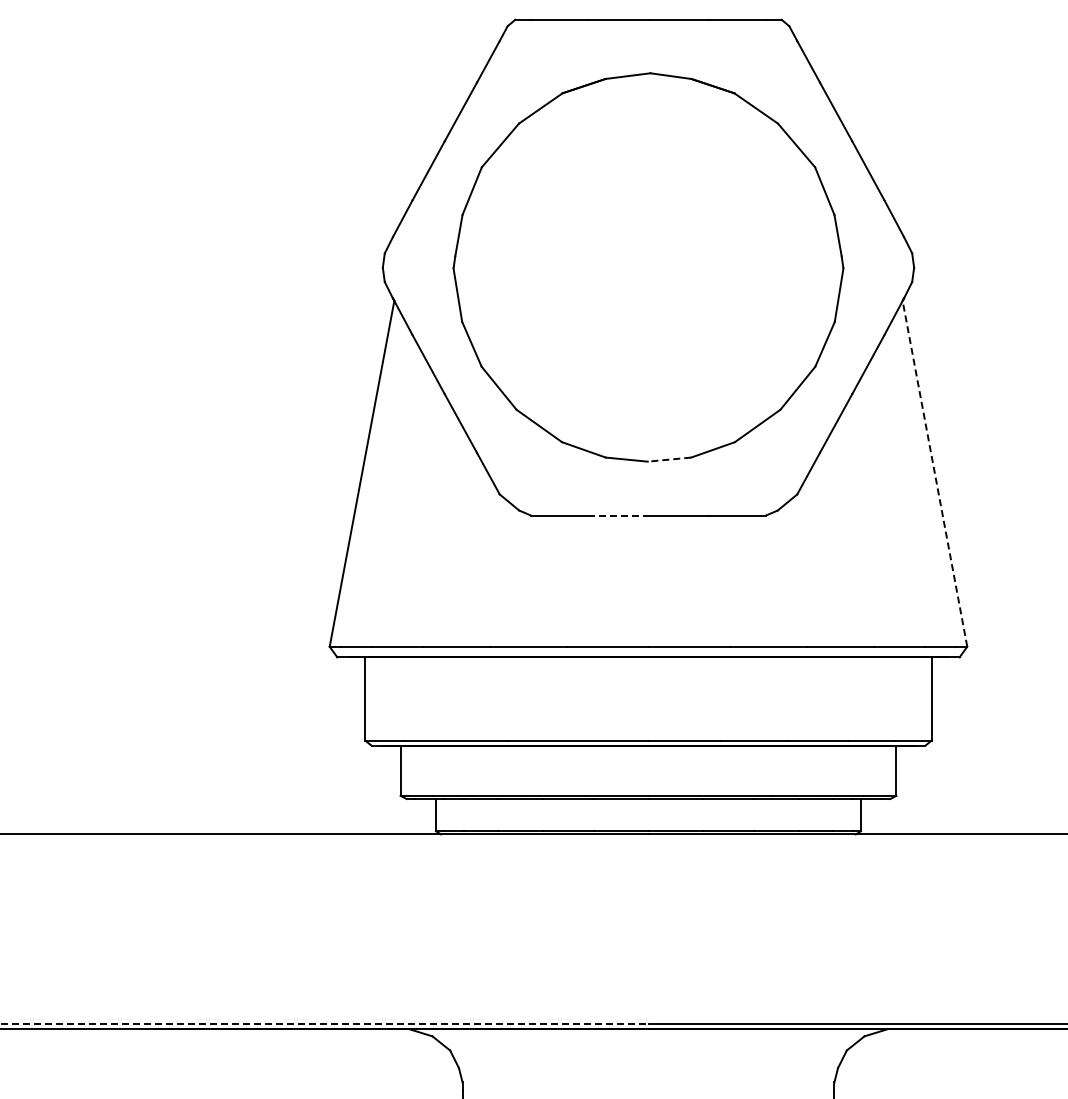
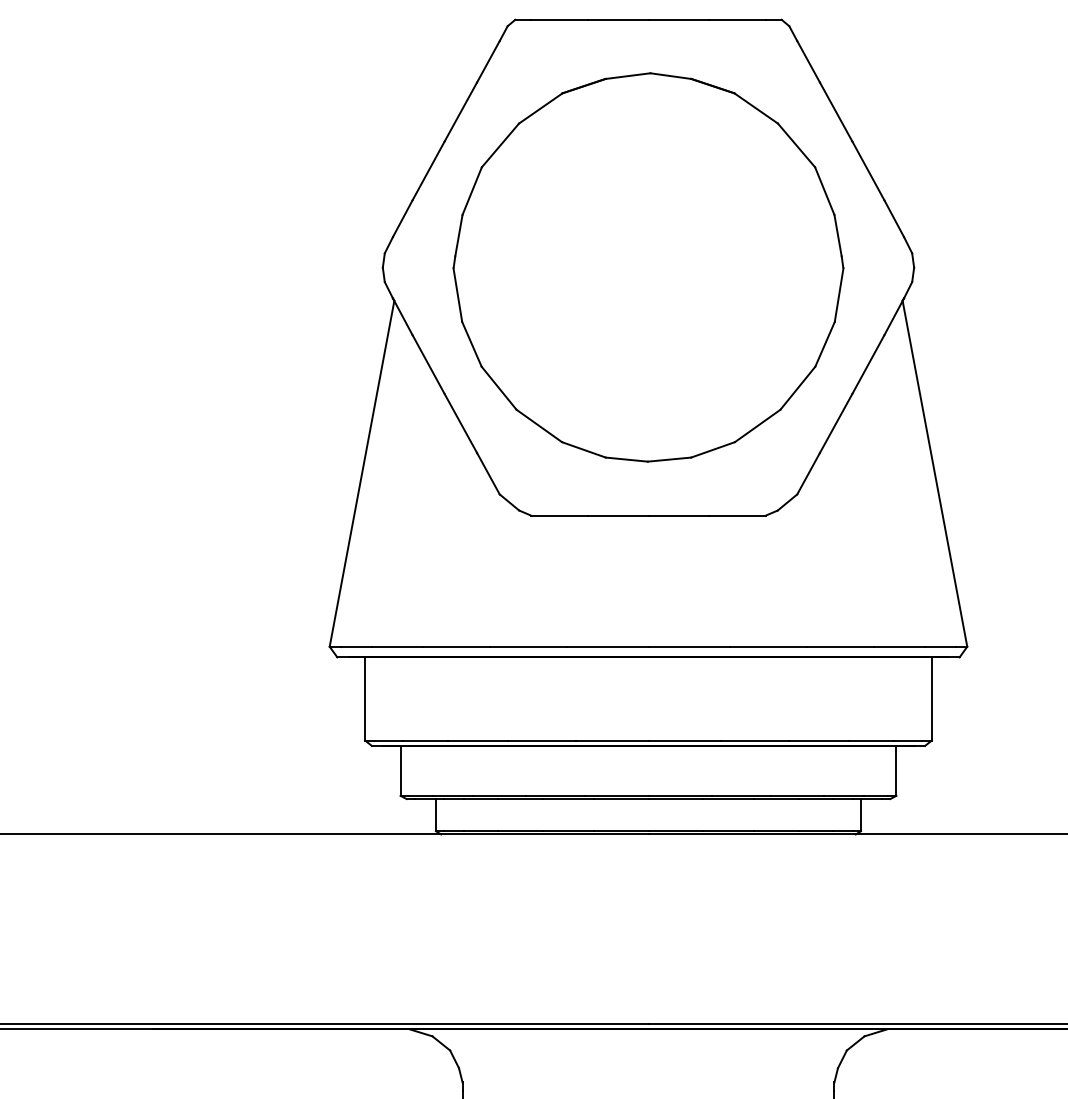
line: dashed -> solid (669, 459)
line: dashed -> solid (934, 473)
line: dashed -> solid (618, 515)
line: dashed -> solid (324, 1023)
